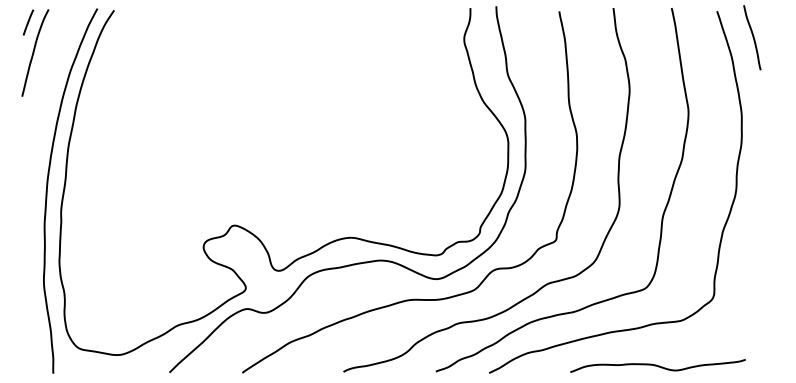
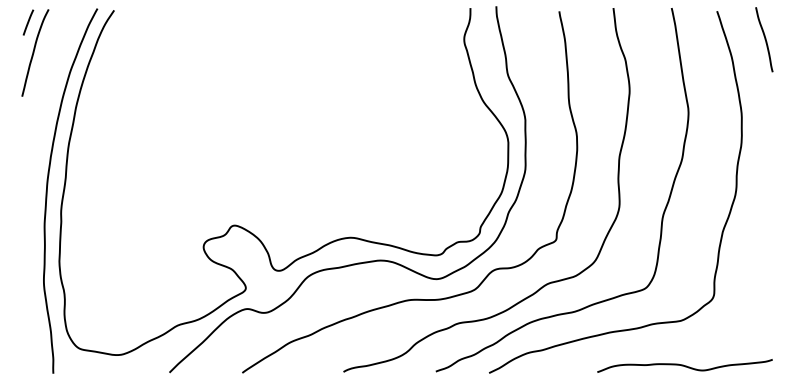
curve position: (752, 37) -> (764, 39) (764, 39)
curve position: (657, 365) -> (684, 365) (684, 365)
